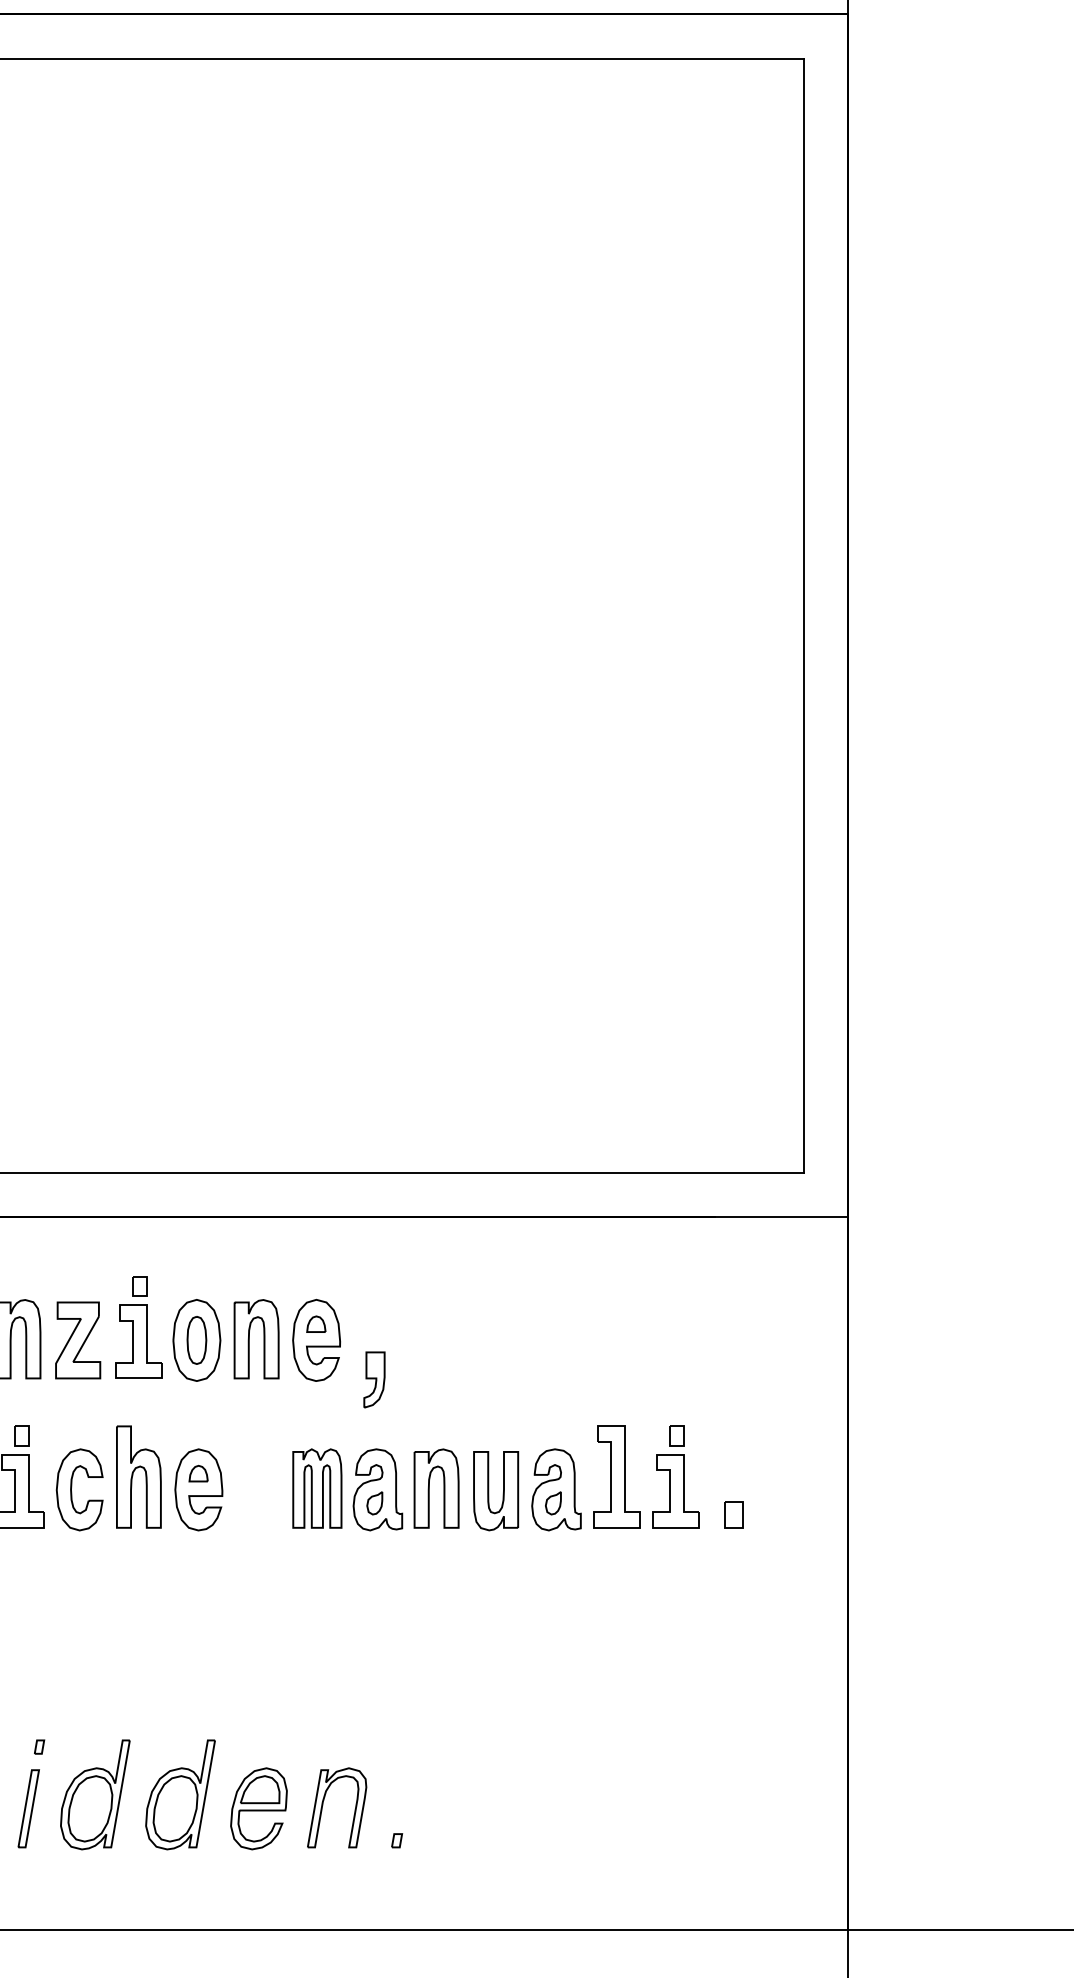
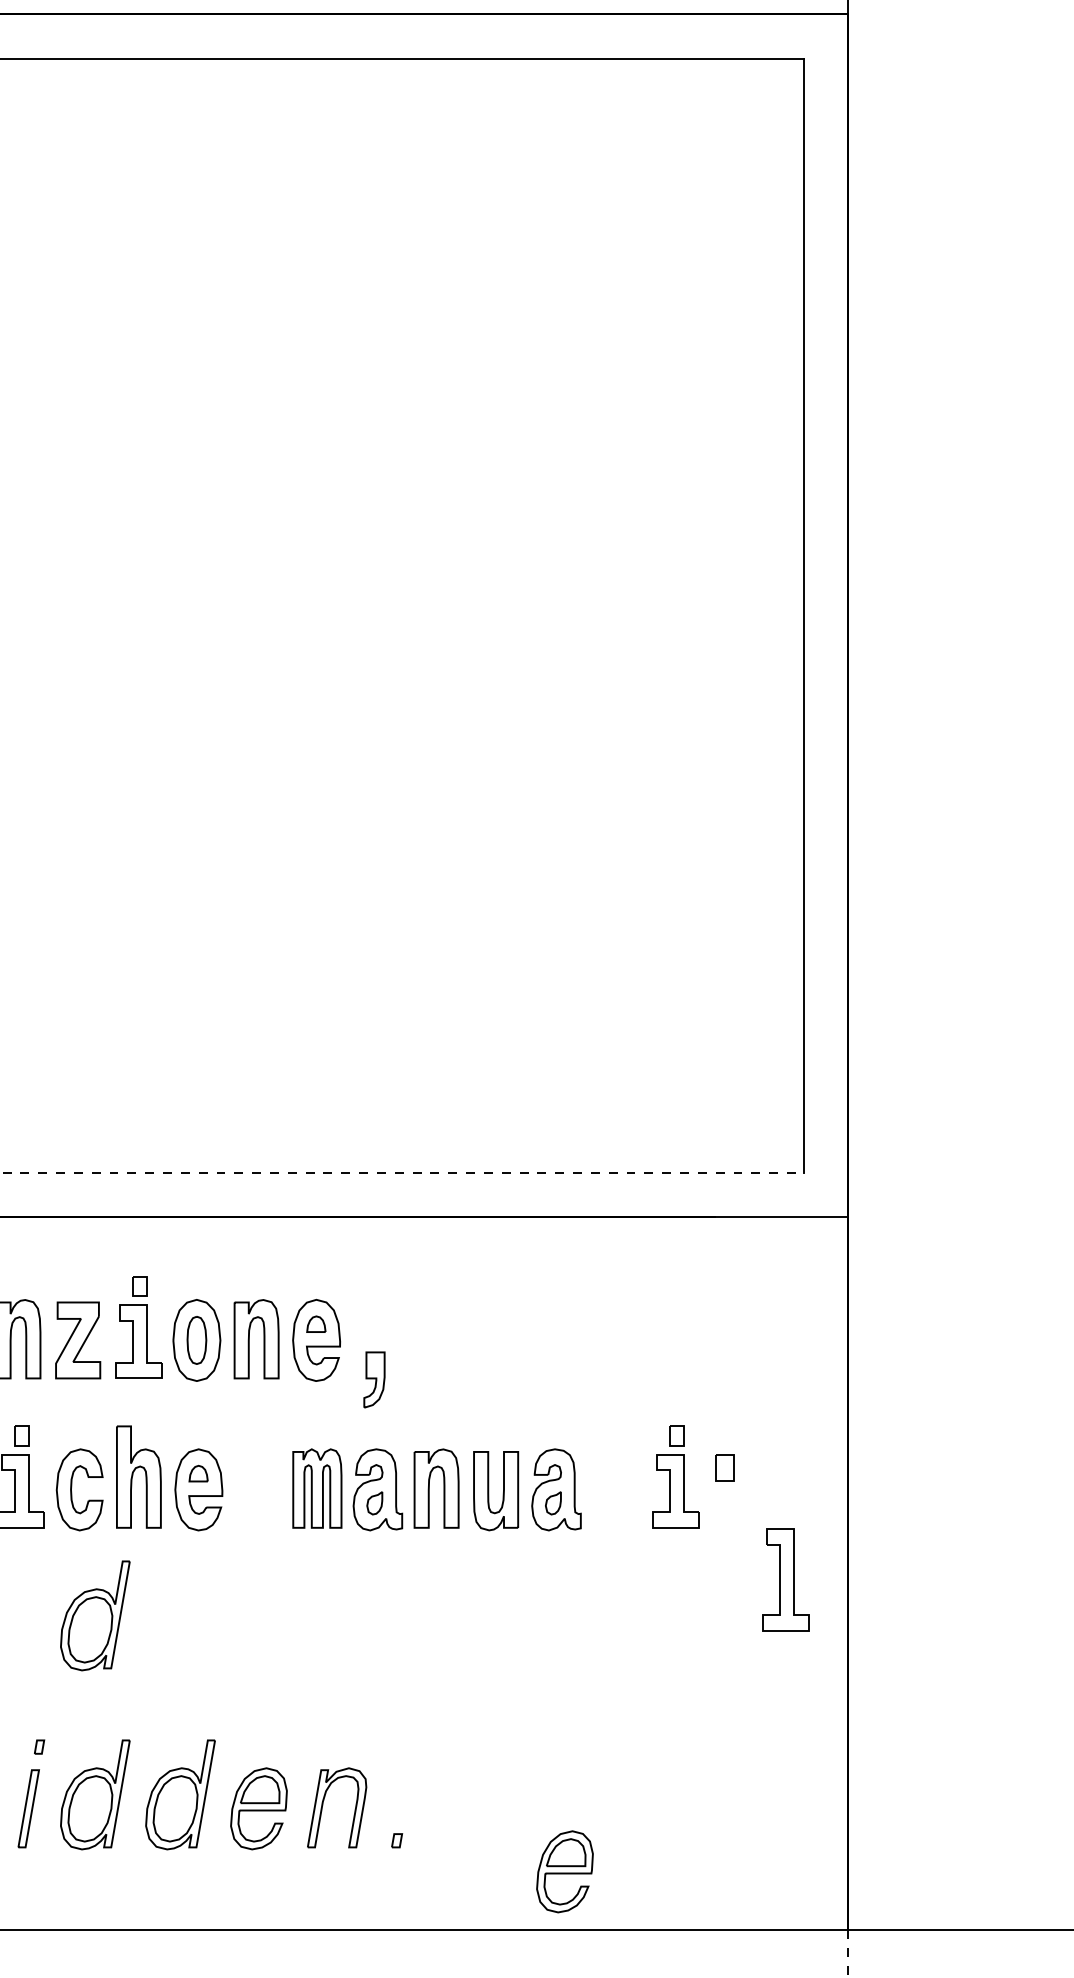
line: solid -> dashed (402, 1172)
part position: (616, 1476) -> (785, 1579) (785, 1579)
part position: (733, 1514) -> (724, 1467) (724, 1467)
part: none -> present (95, 1615)
part: none -> present (564, 1871)
line: solid -> dashed (848, 1954)
